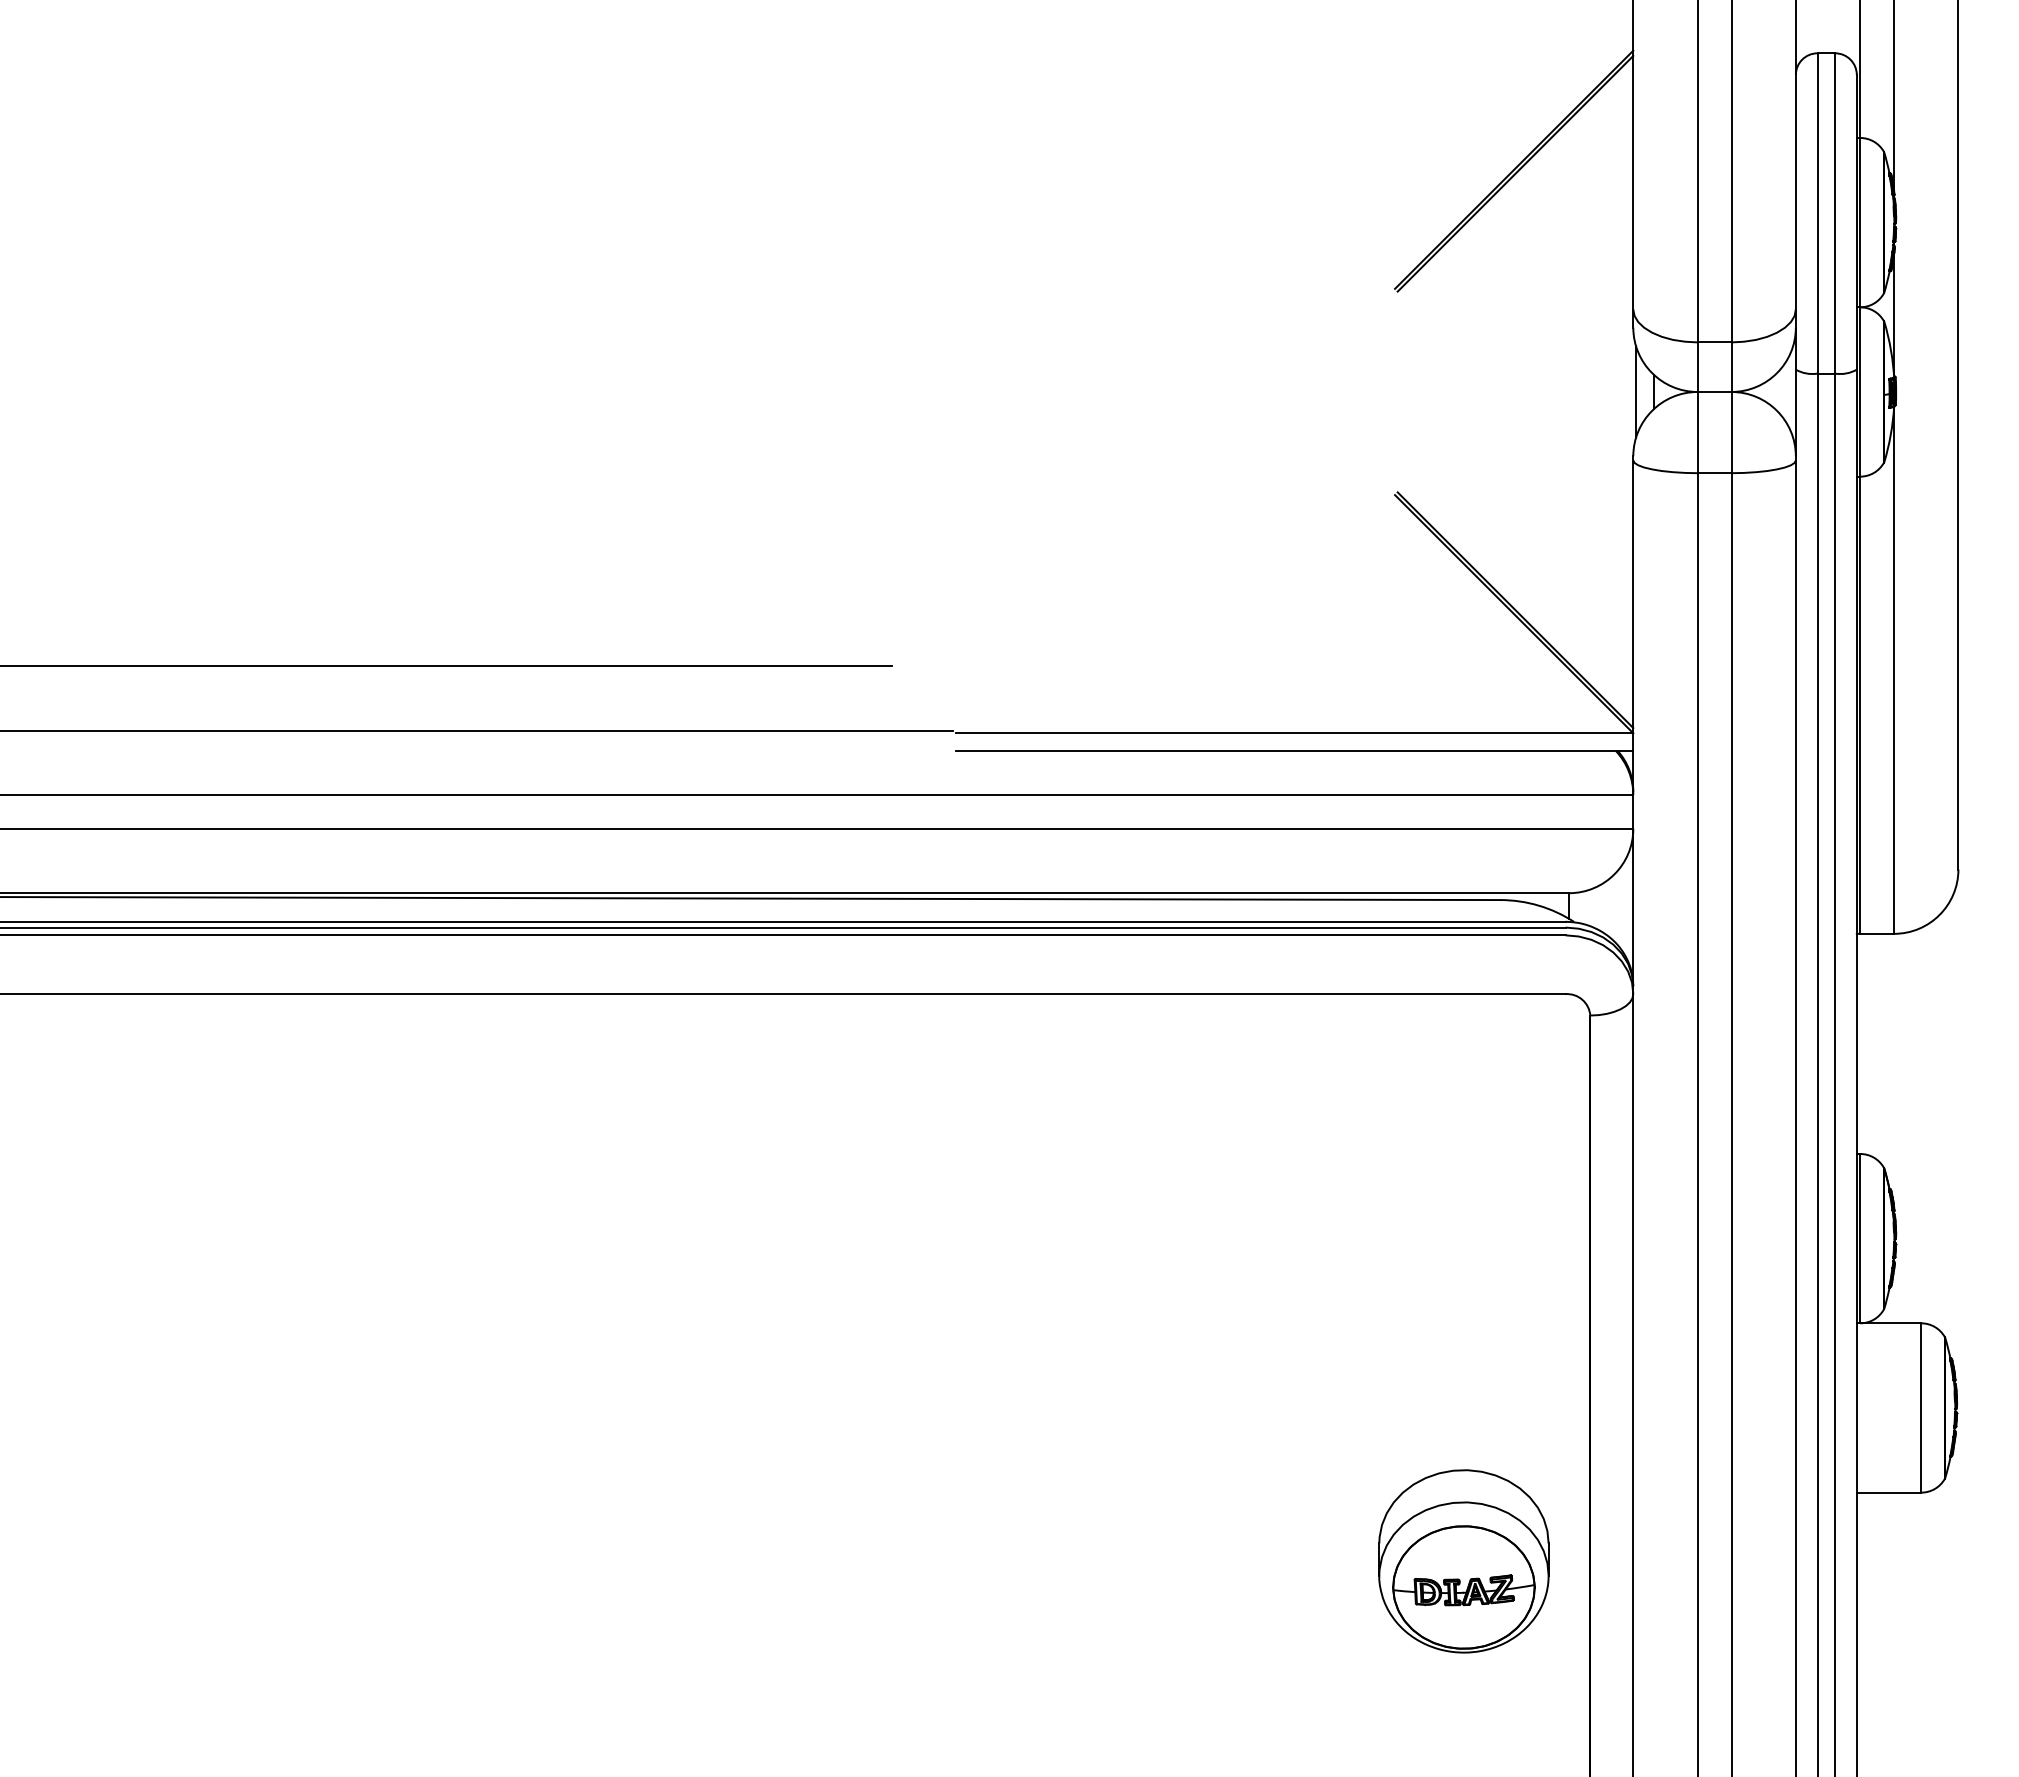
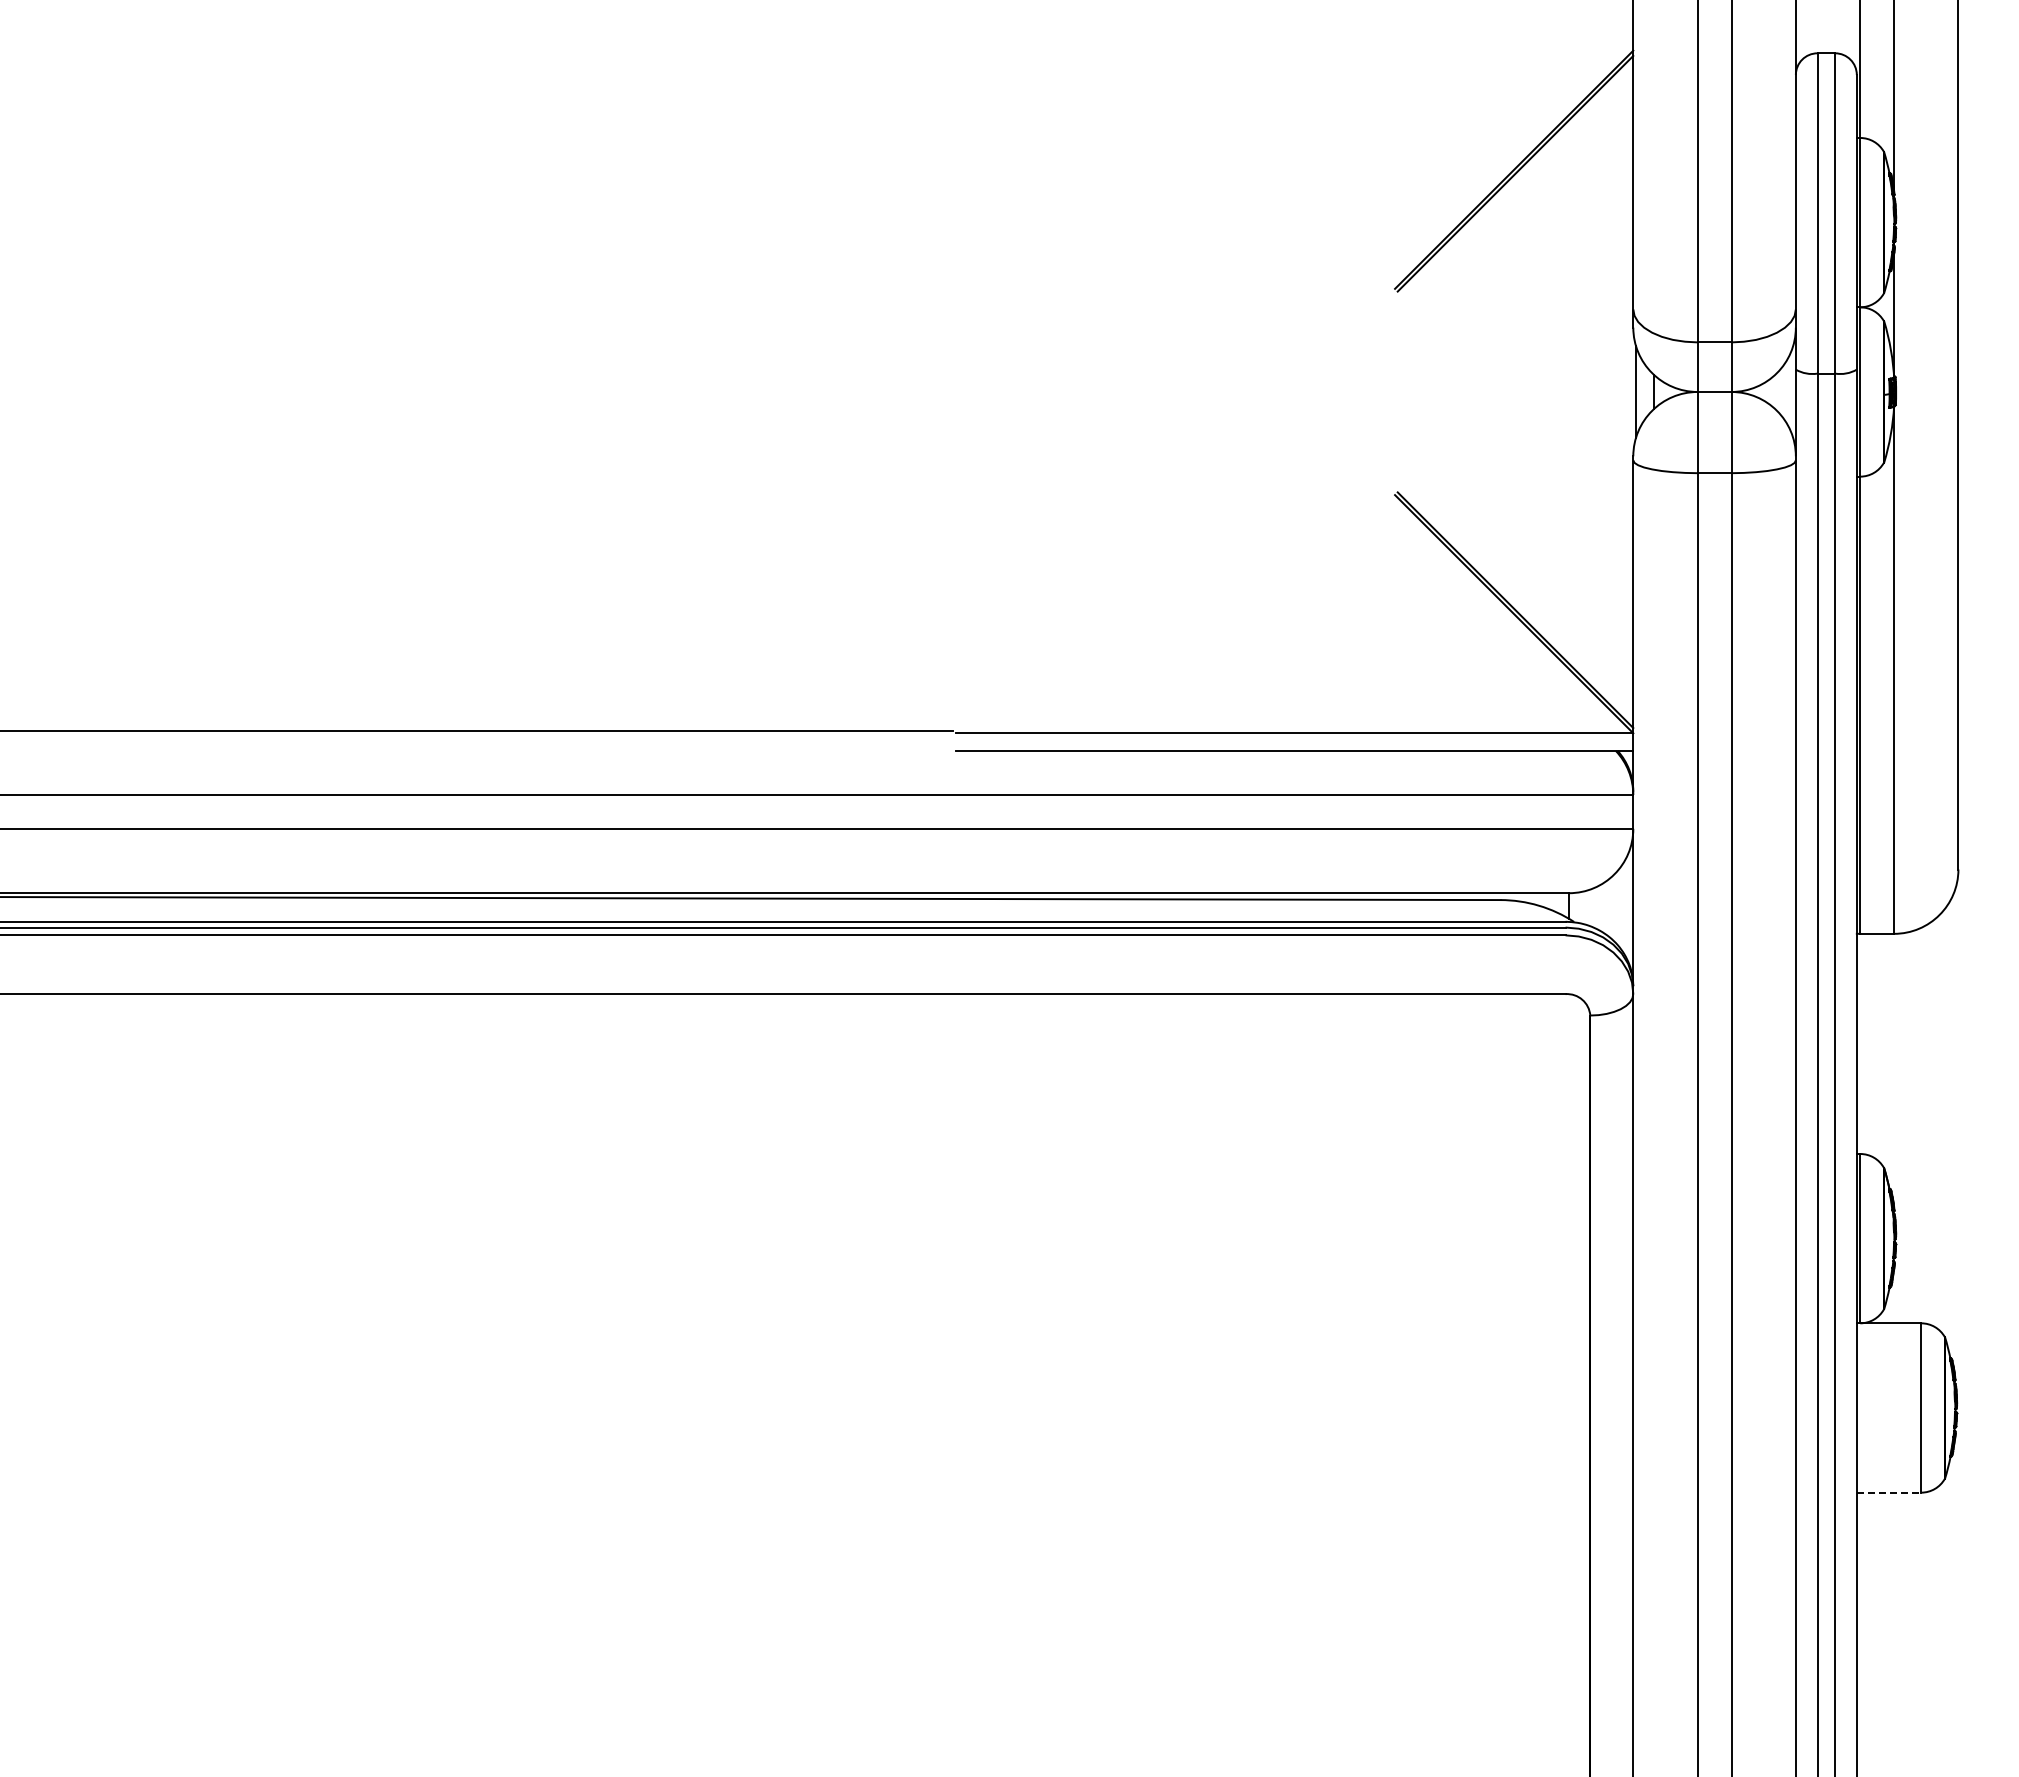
line: present -> none (446, 666)
line: solid -> dashed (1889, 1492)
part: present -> none (1463, 1561)
